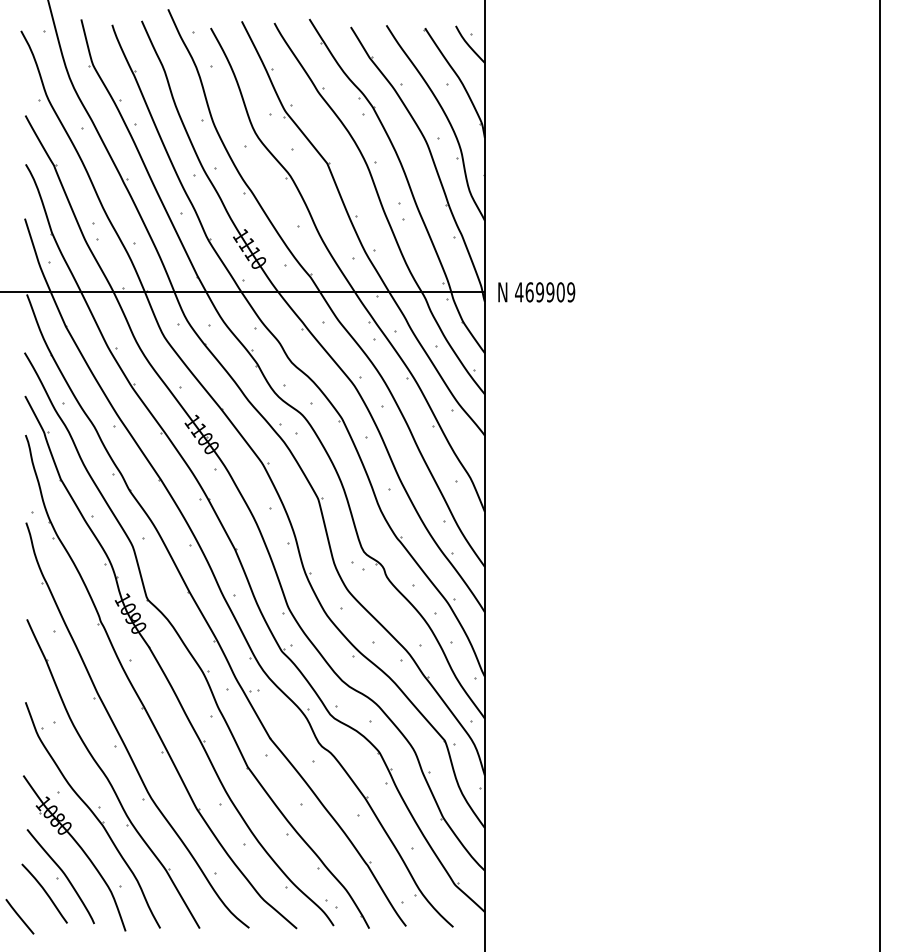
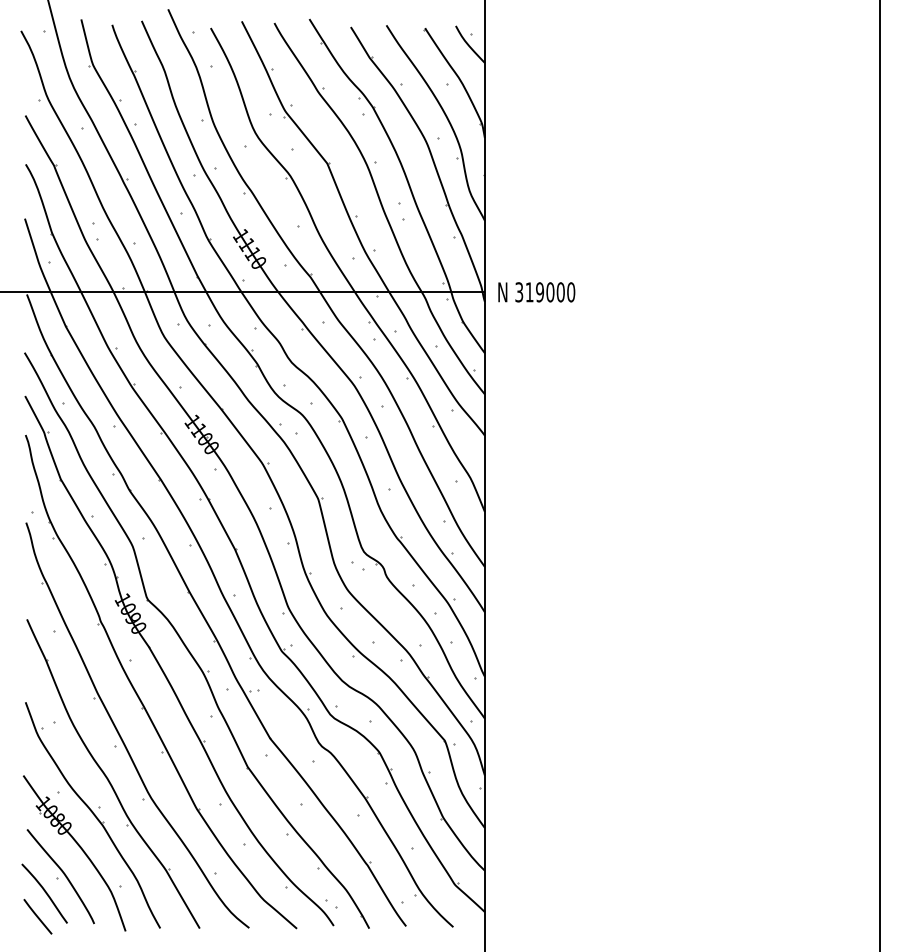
text: 469909 -> 319000 (545, 292)
line position: (19, 916) -> (37, 916) (37, 916)
